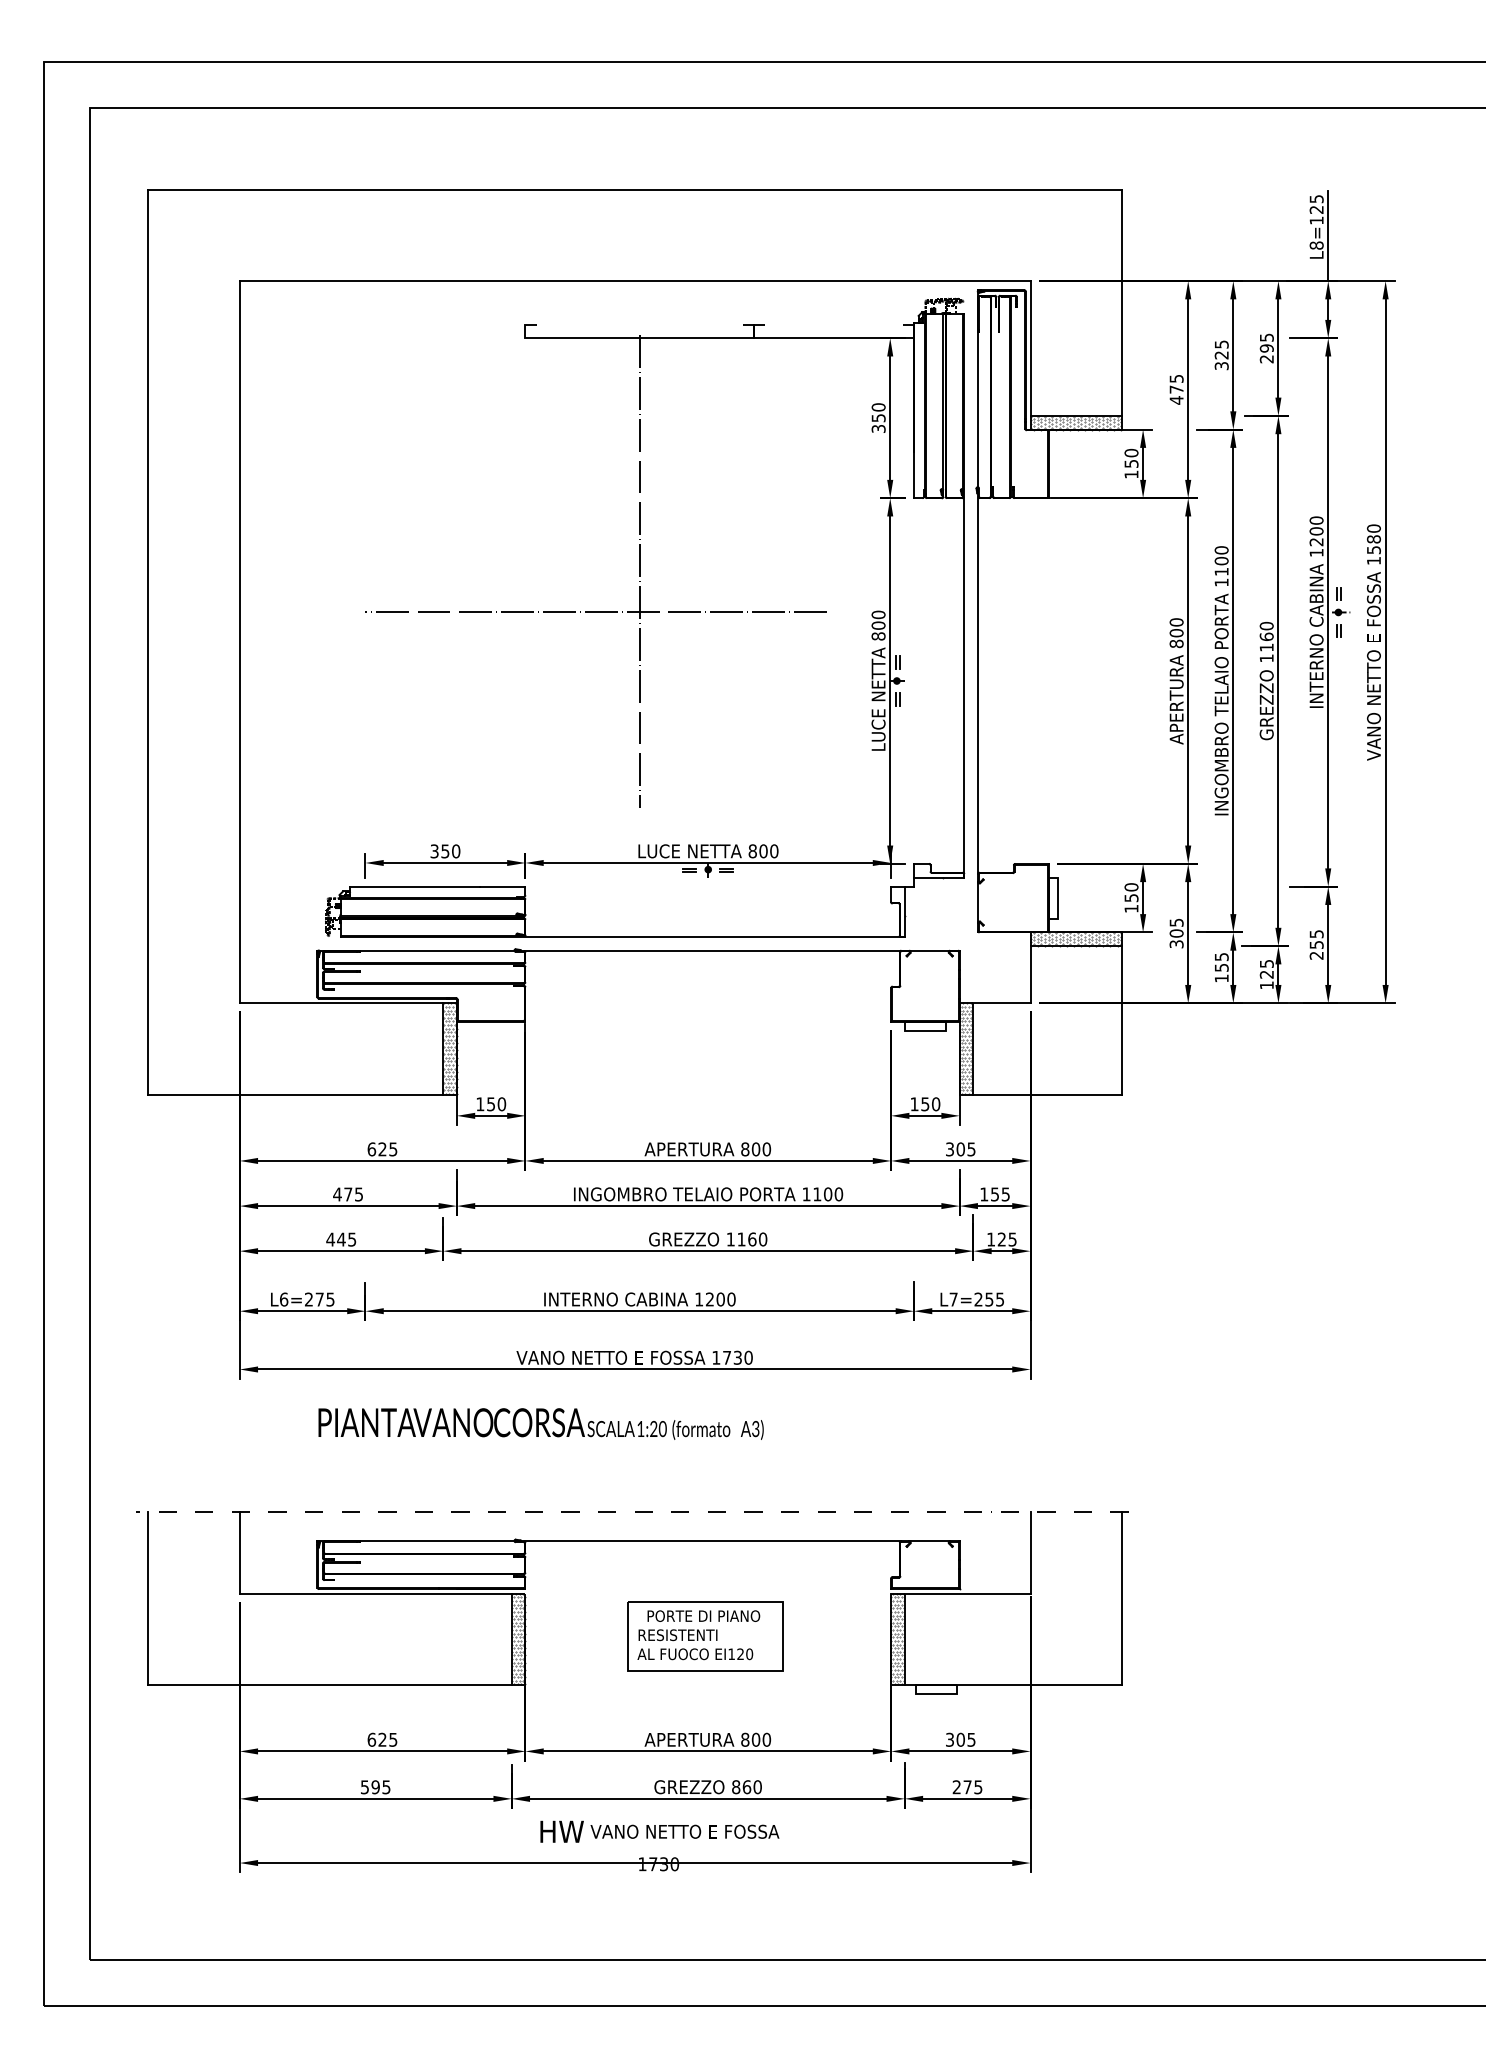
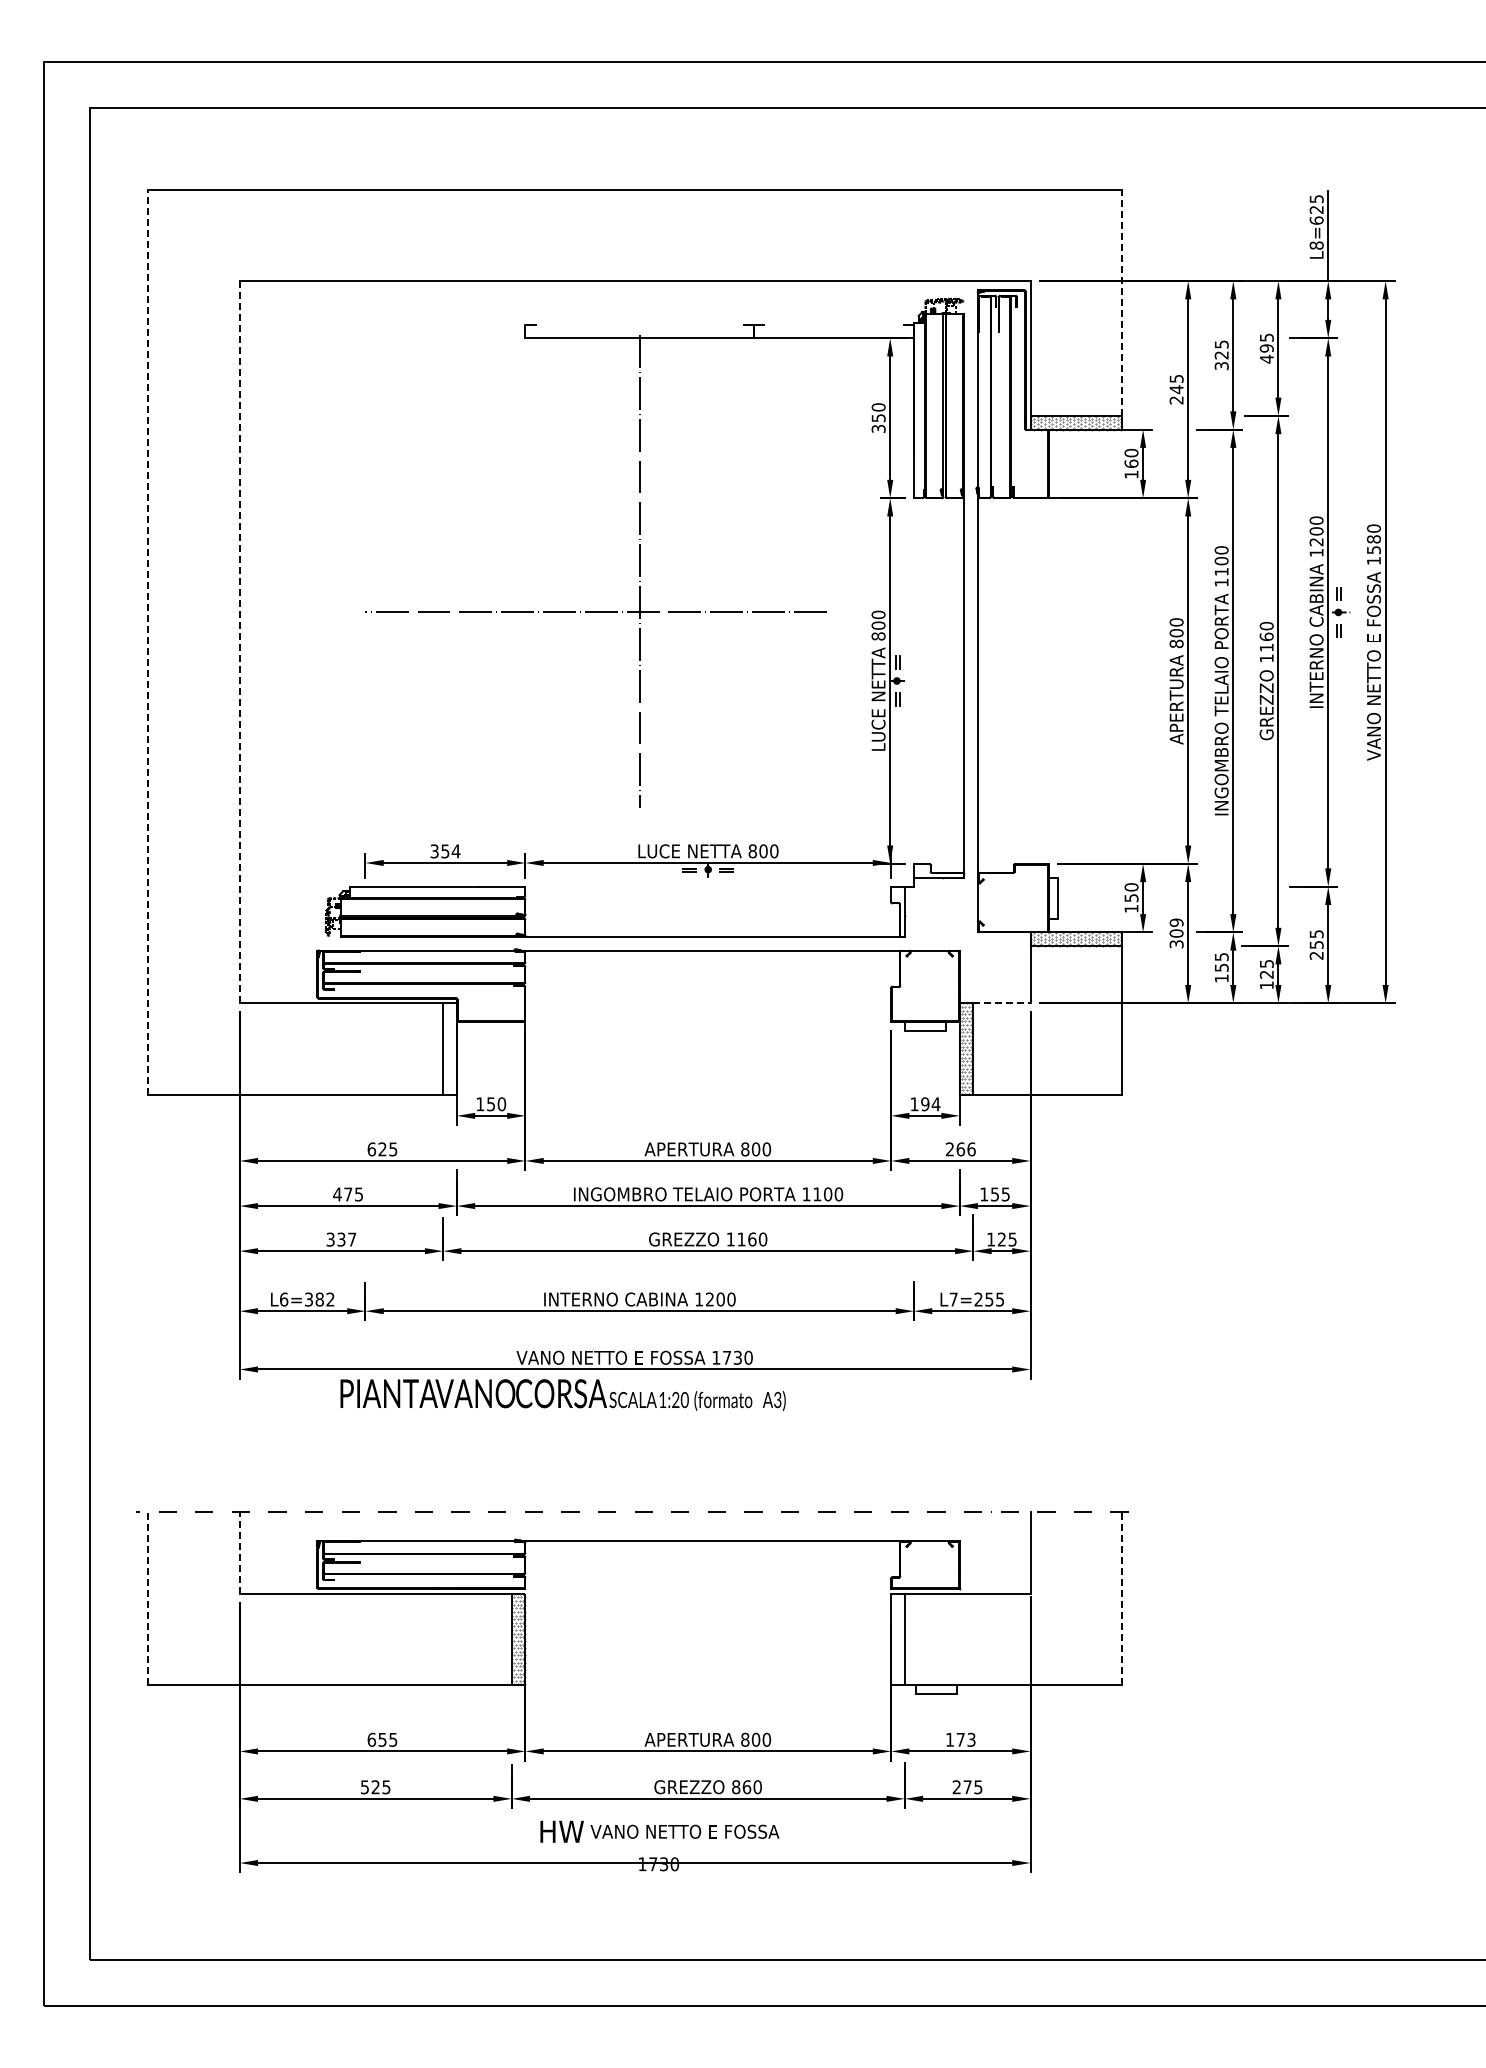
text: L8=125 -> L8=625 (1316, 220)
line: solid -> dashed (1121, 302)
text: 295 -> 495 (1266, 358)
text: 475 -> 245 (1176, 394)
text: 150 -> 160 (1131, 463)
line: solid -> dashed (239, 641)
line: solid -> dashed (148, 642)
text: 350 -> 354 (455, 851)
text: 305 -> 309 (1176, 922)
line: solid -> dashed (1001, 1003)
hatch: present -> none (449, 1048)
text: 150 -> 194 (930, 1104)
text: 305 -> 266 (960, 1149)
text: 445 -> 337 (341, 1239)
text: L6=275 -> L6=382 (319, 1299)
text position: (540, 1423) -> (562, 1394) (562, 1394)
line: solid -> dashed (239, 1553)
line: solid -> dashed (148, 1598)
line: solid -> dashed (1121, 1598)
part: present -> none (705, 1636)
hatch: present -> none (897, 1638)
text: 625 -> 655 (382, 1739)
text: 305 -> 173 (960, 1739)
text: 595 -> 525 (375, 1787)
